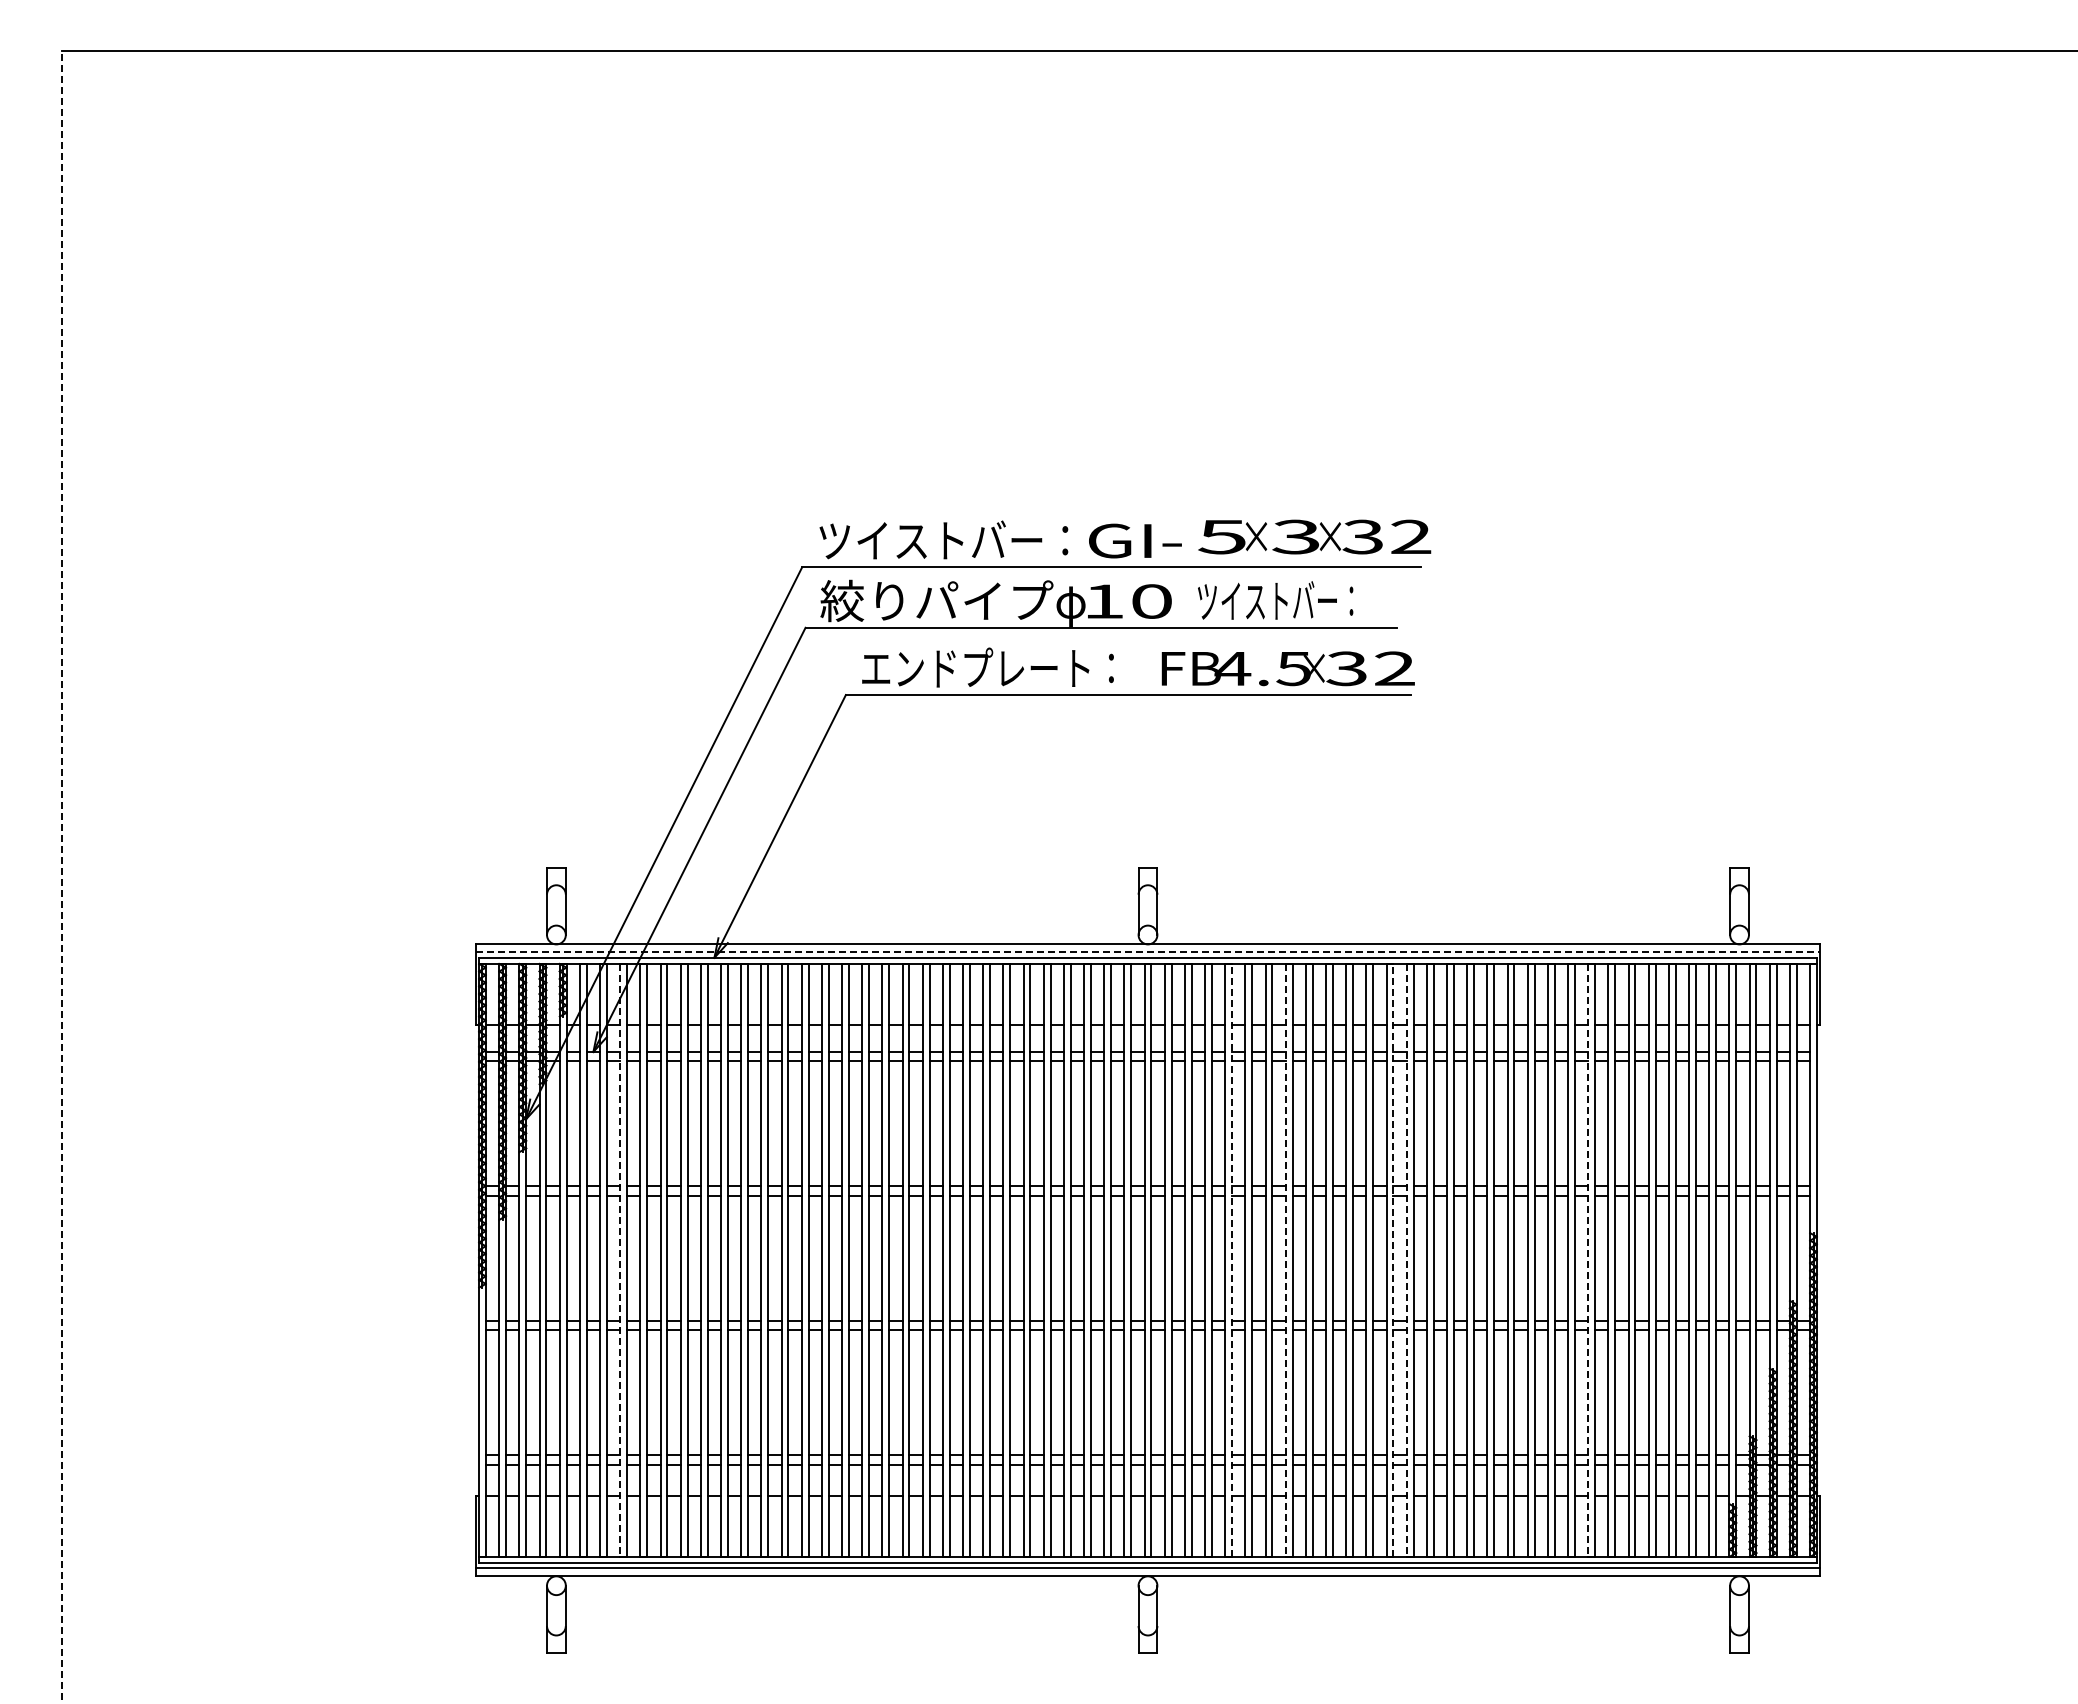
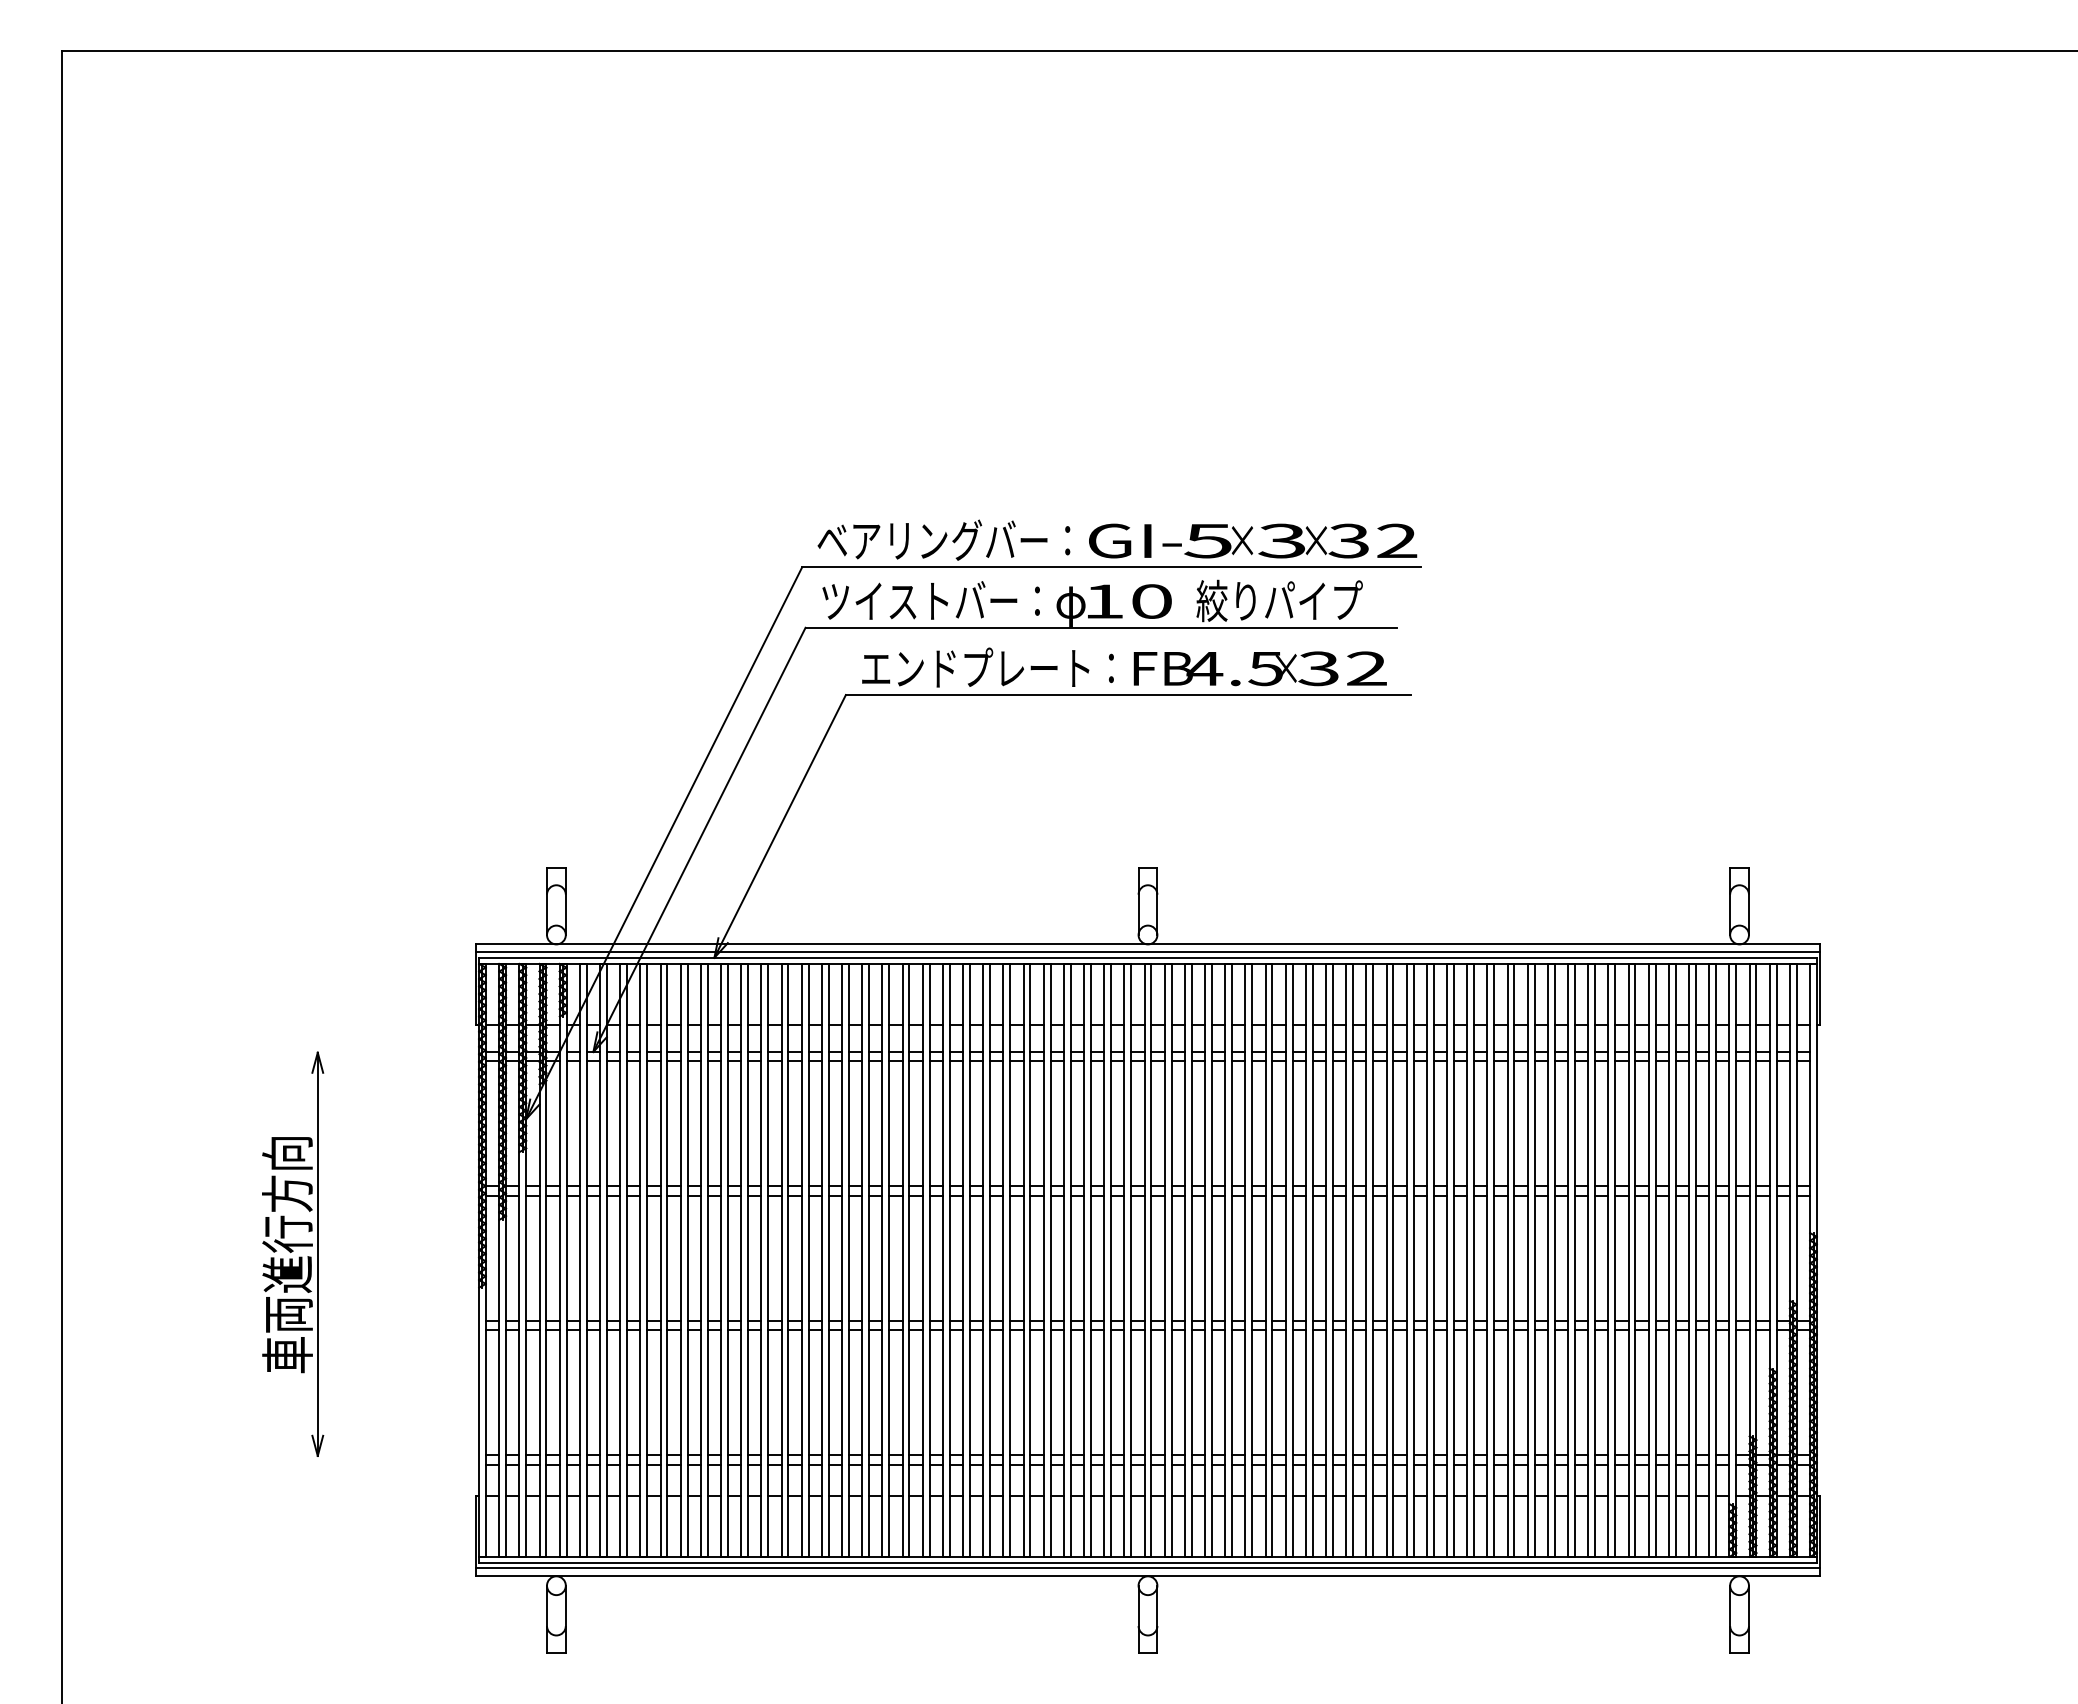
text position: (1314, 536) -> (1300, 540) (1300, 540)
text: ツイストバー： -> ベアリングバー： (943, 539)
text: 絞りパイプ -> ツイストバー： (936, 600)
text: ツイストバー： -> 絞りパイプ (1279, 600)
text position: (1287, 668) -> (1259, 668) (1259, 668)
line: dashed -> solid (62, 876)
line: dashed -> solid (1148, 952)
part: none -> present (293, 1253)
line: dashed -> solid (1232, 1259)
line: dashed -> solid (1393, 1259)
line: dashed -> solid (620, 1260)
line: dashed -> solid (1285, 1260)
line: dashed -> solid (1406, 1260)
line: dashed -> solid (1588, 1260)
